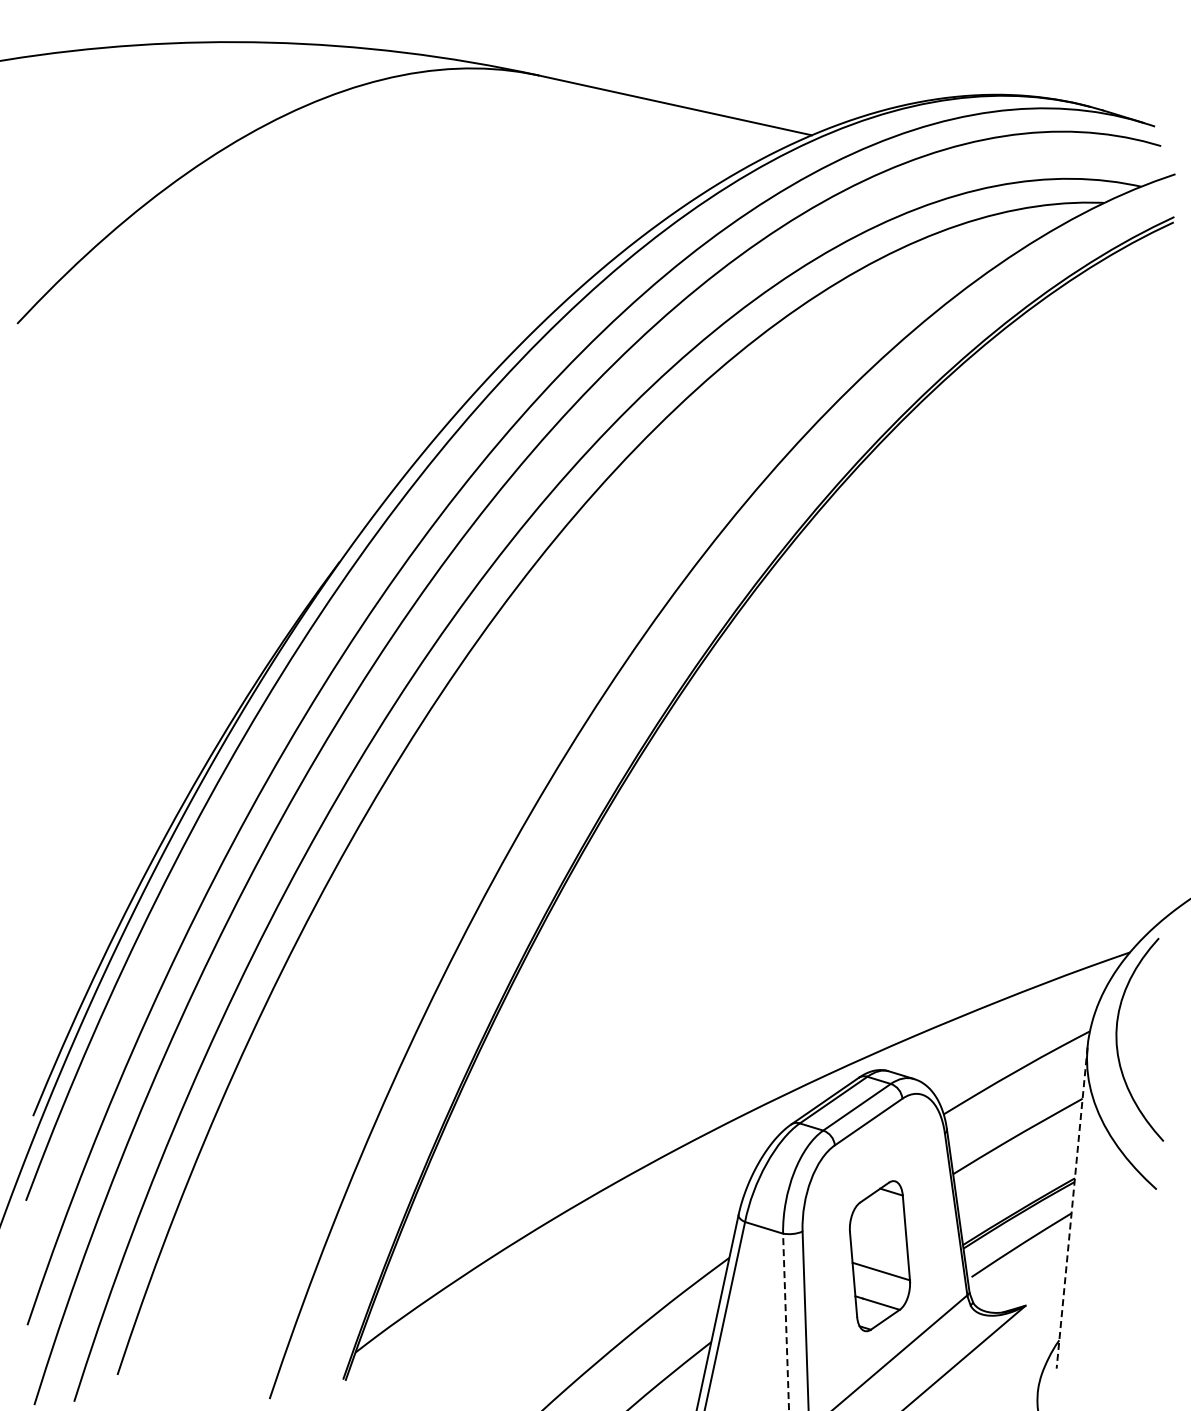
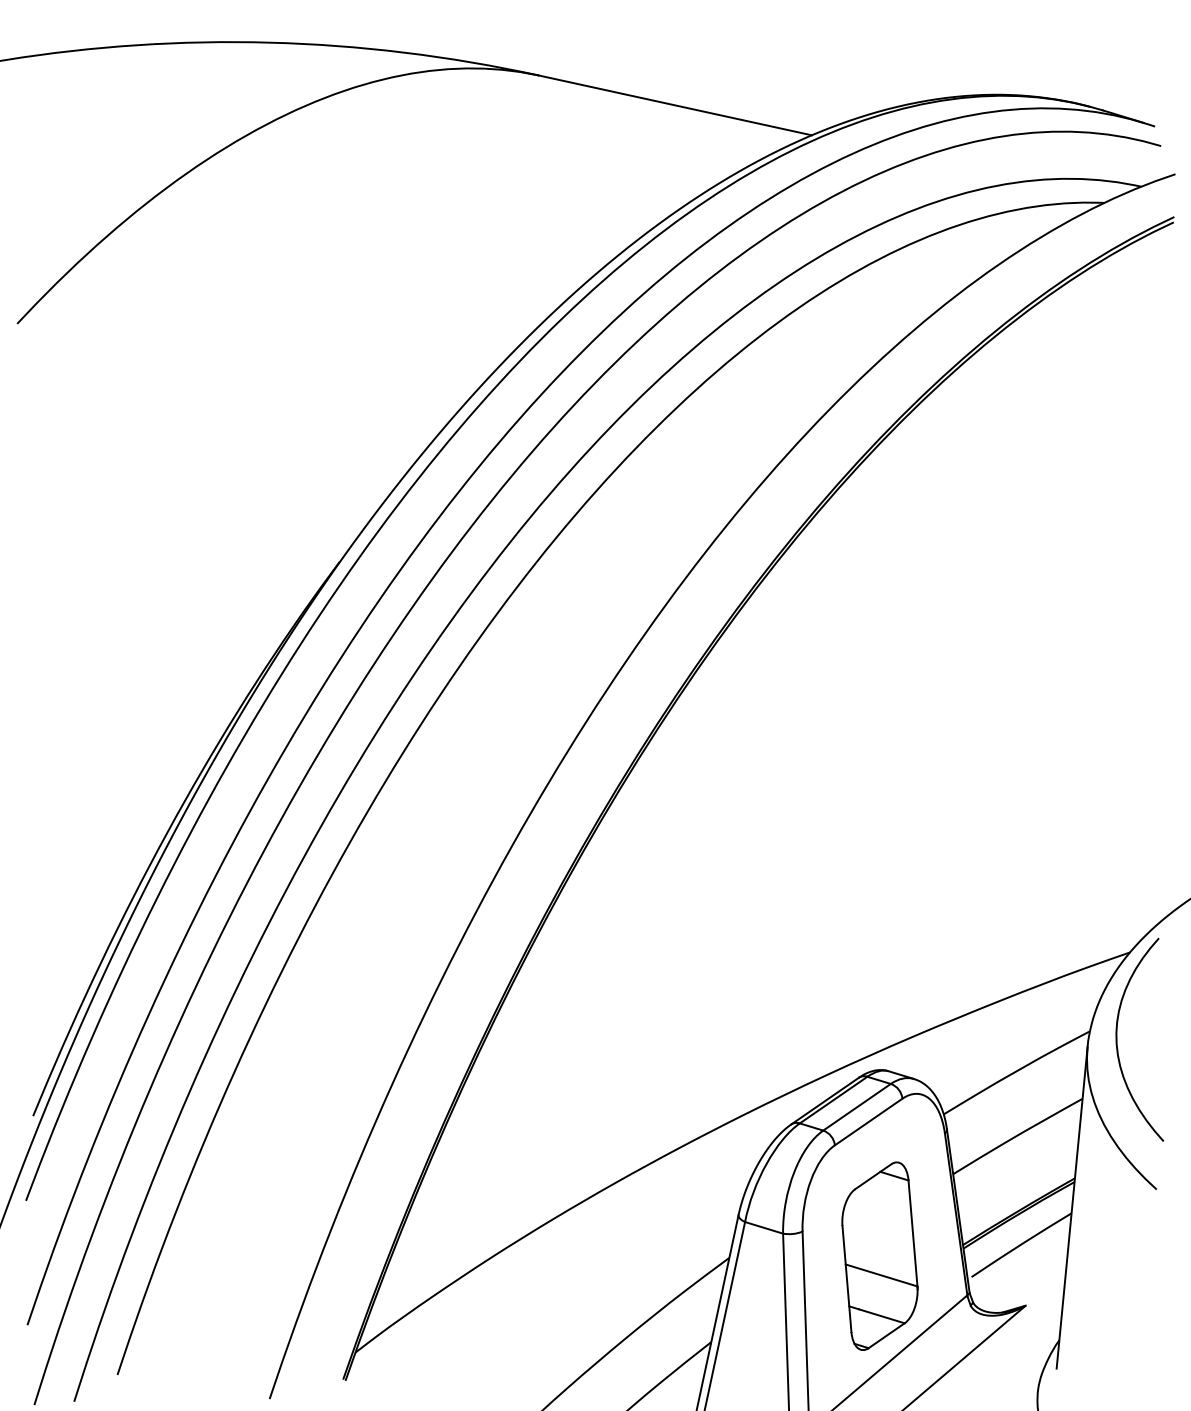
line: dashed -> solid (1072, 1208)
part size: 63x153 px -> 78x190 px (879, 1255)
line: dashed -> solid (786, 1321)
